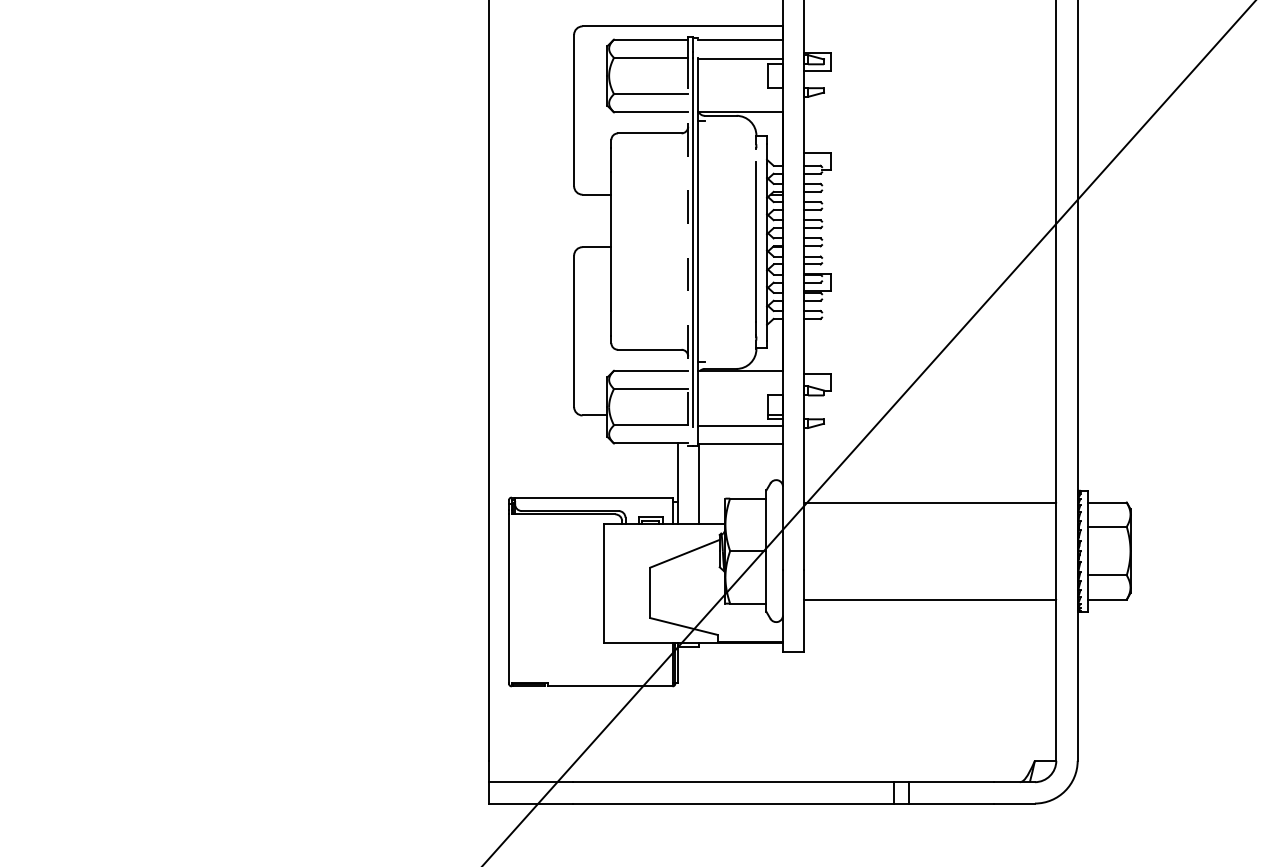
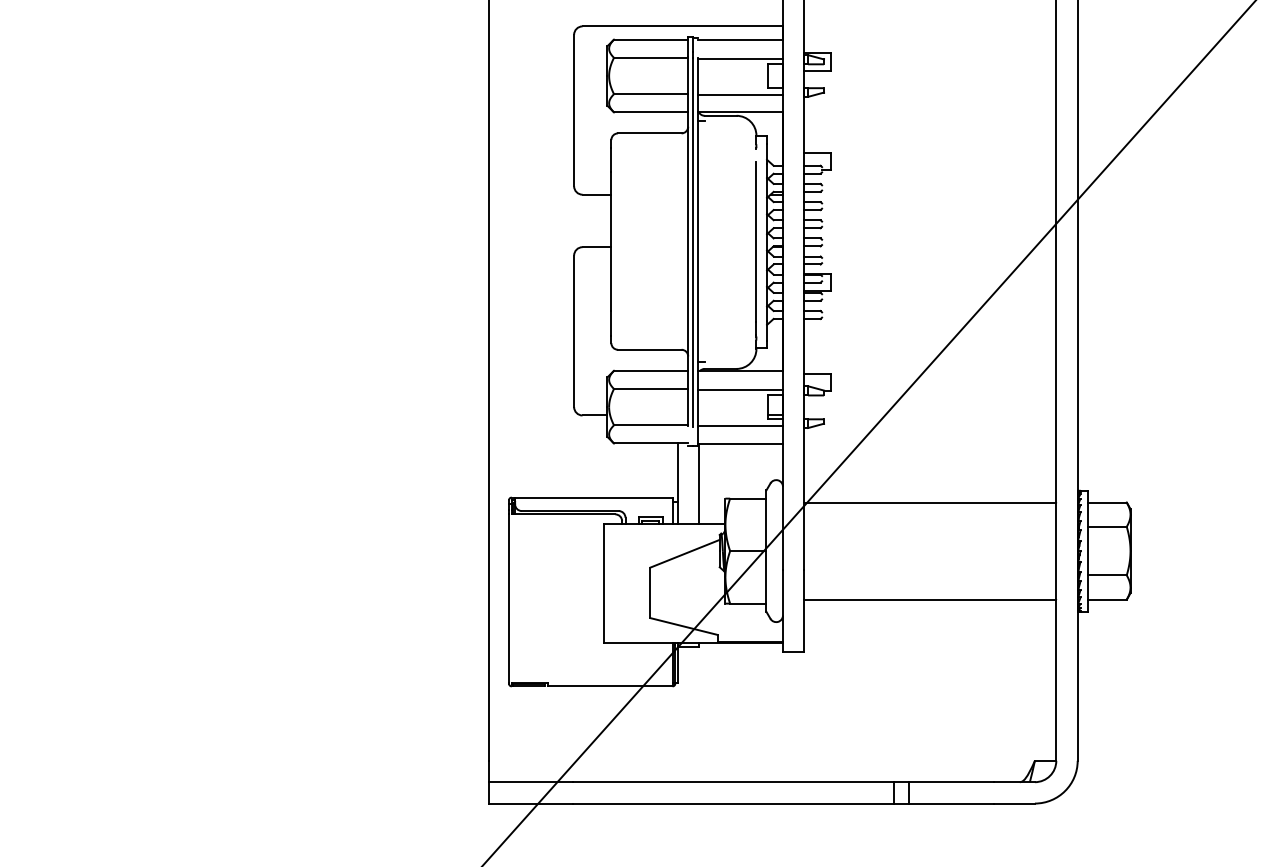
line: none -> present (740, 94)
line: dashed -> solid (688, 241)
line: none -> present (740, 390)
